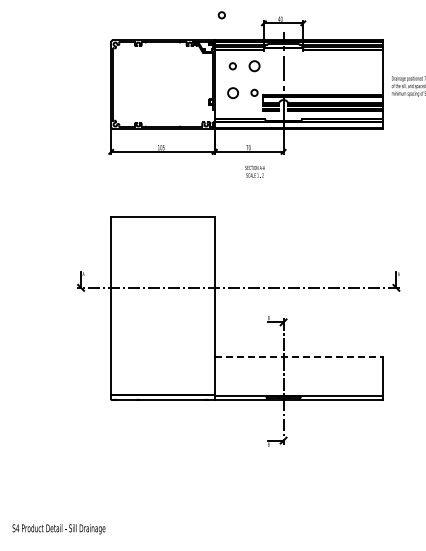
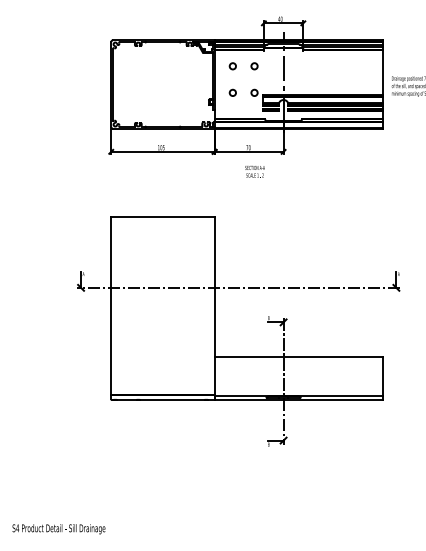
circle: present -> none (221, 15)
circle size: 13x13 px -> 9x9 px (254, 66)
circle size: 12x13 px -> 9x9 px (232, 92)
line: dashed -> solid (299, 356)
